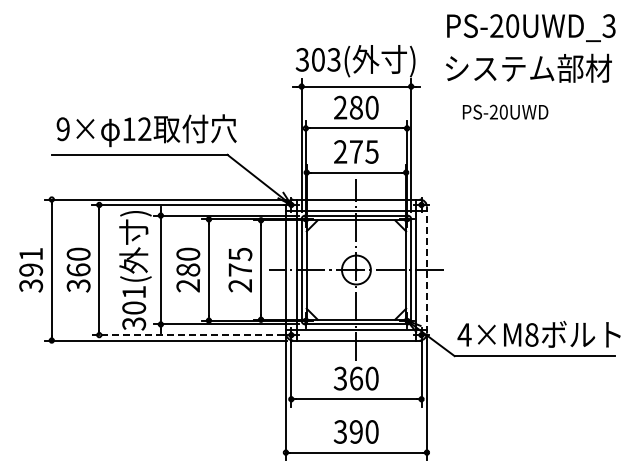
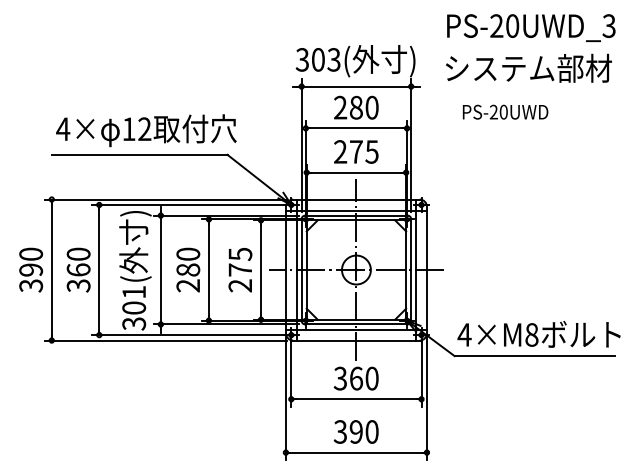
text: 9× -> 4× (63, 129)
text: 391 -> 390 (31, 253)
line: dashed -> solid (426, 269)
line: dashed -> solid (187, 335)
